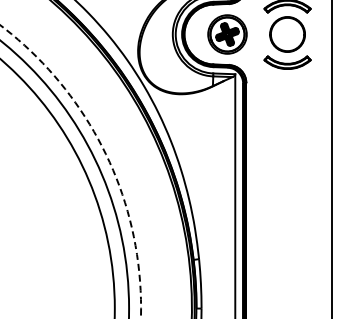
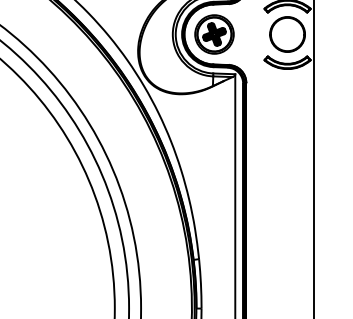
part position: (227, 34) -> (214, 34) (214, 34)
line position: (331, 158) -> (313, 158) (313, 158)
circle: dashed -> solid (70, 171)
